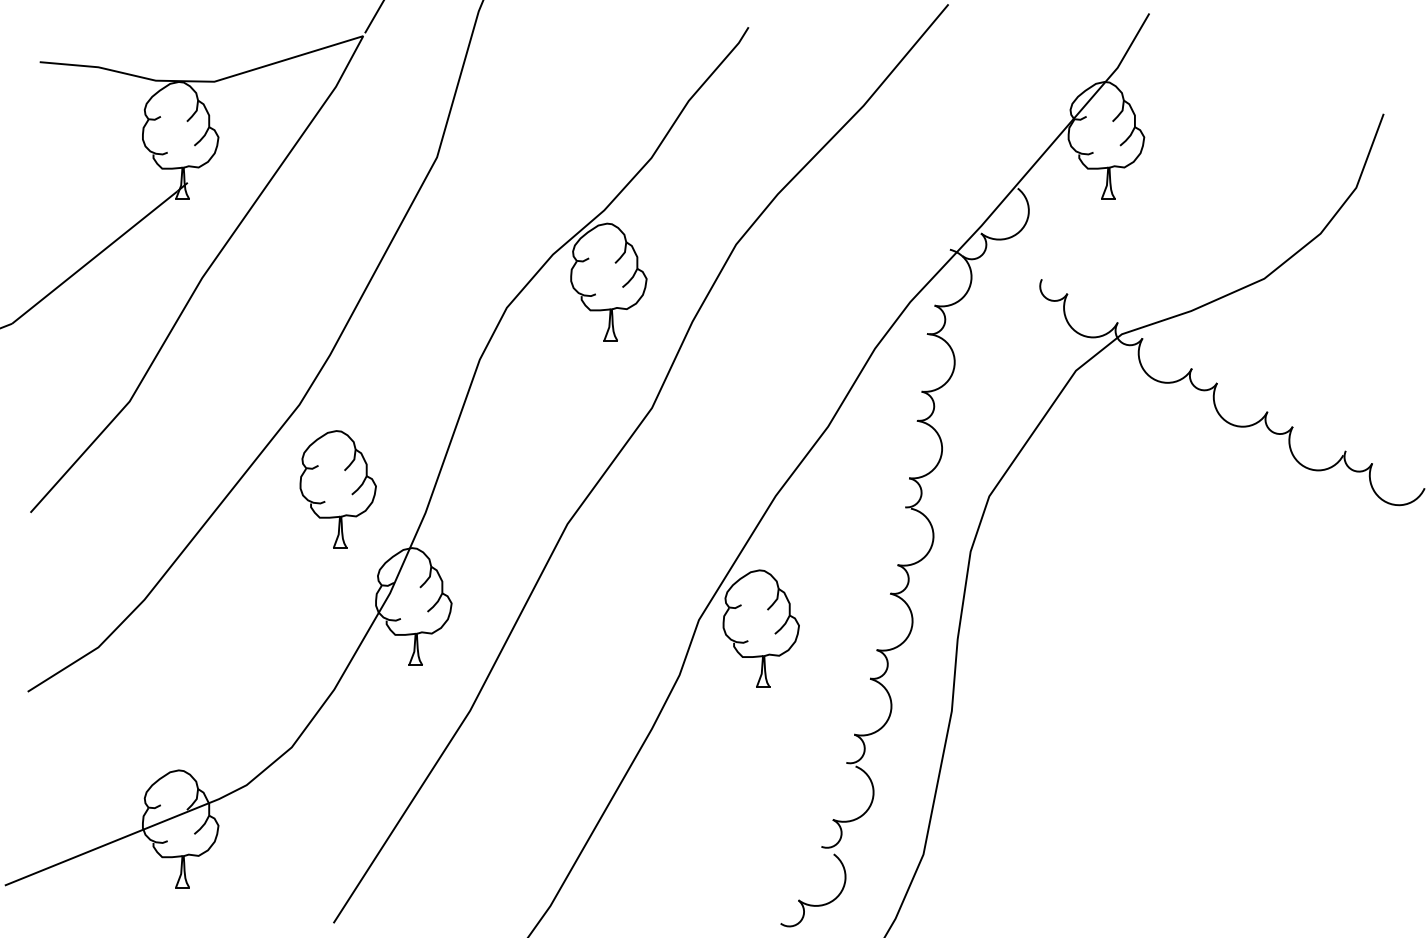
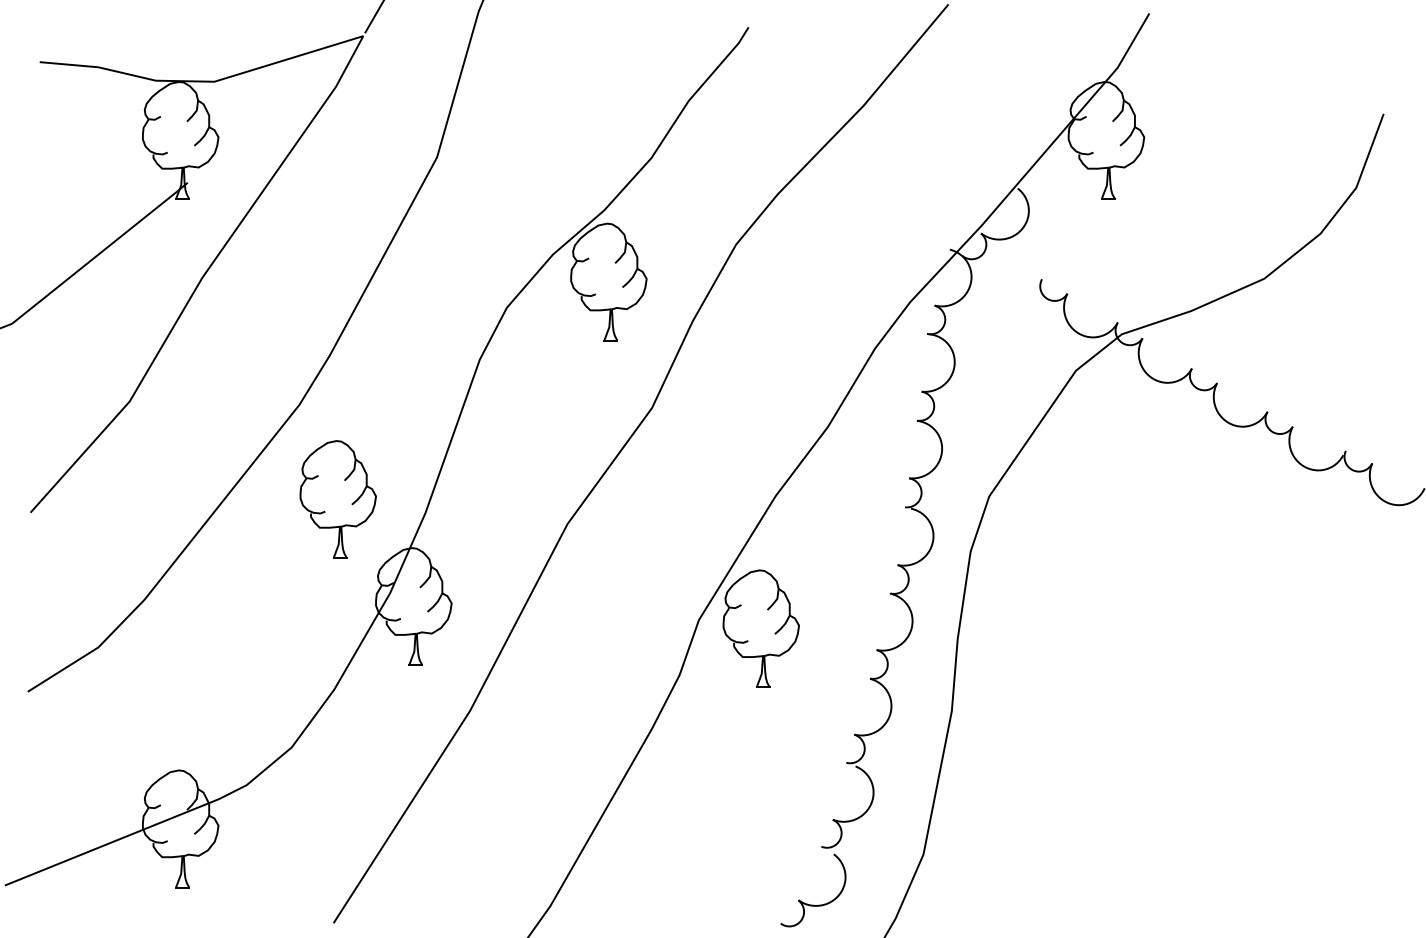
part position: (337, 489) -> (337, 499) (337, 499)
